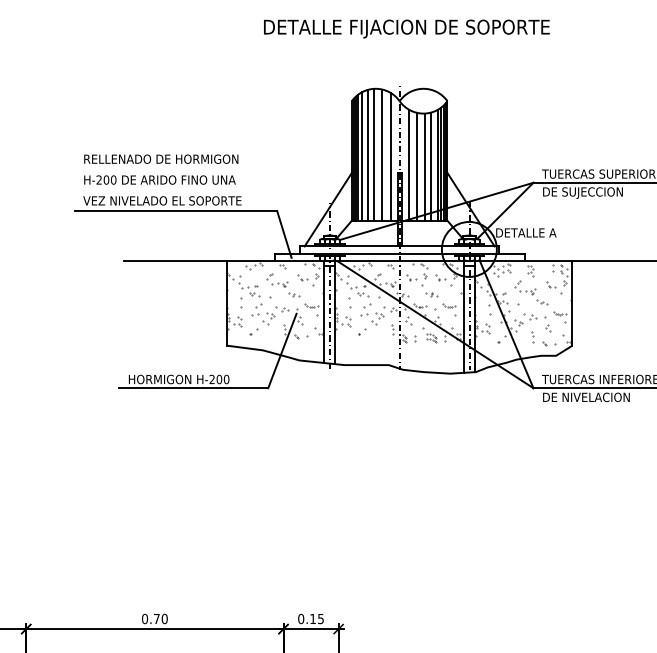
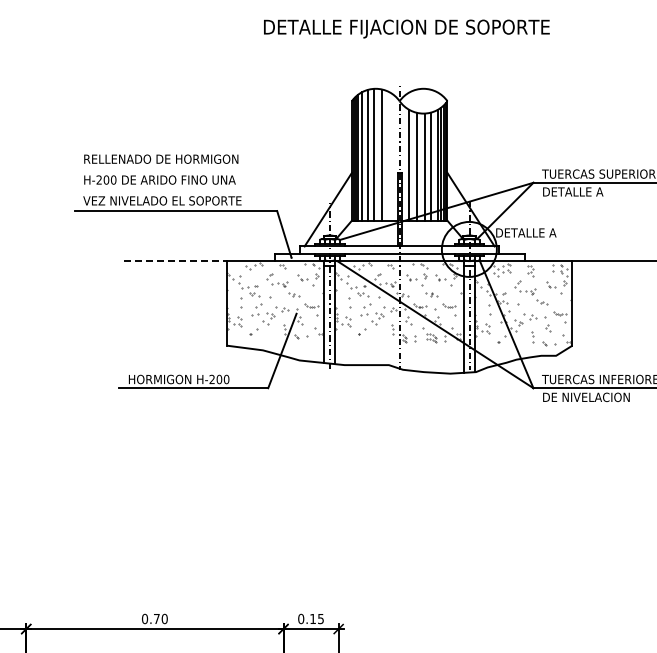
line: present -> none (390, 156)
text: DE SUJECCION -> DETALLE A (589, 192)
line: solid -> dashed (175, 261)
